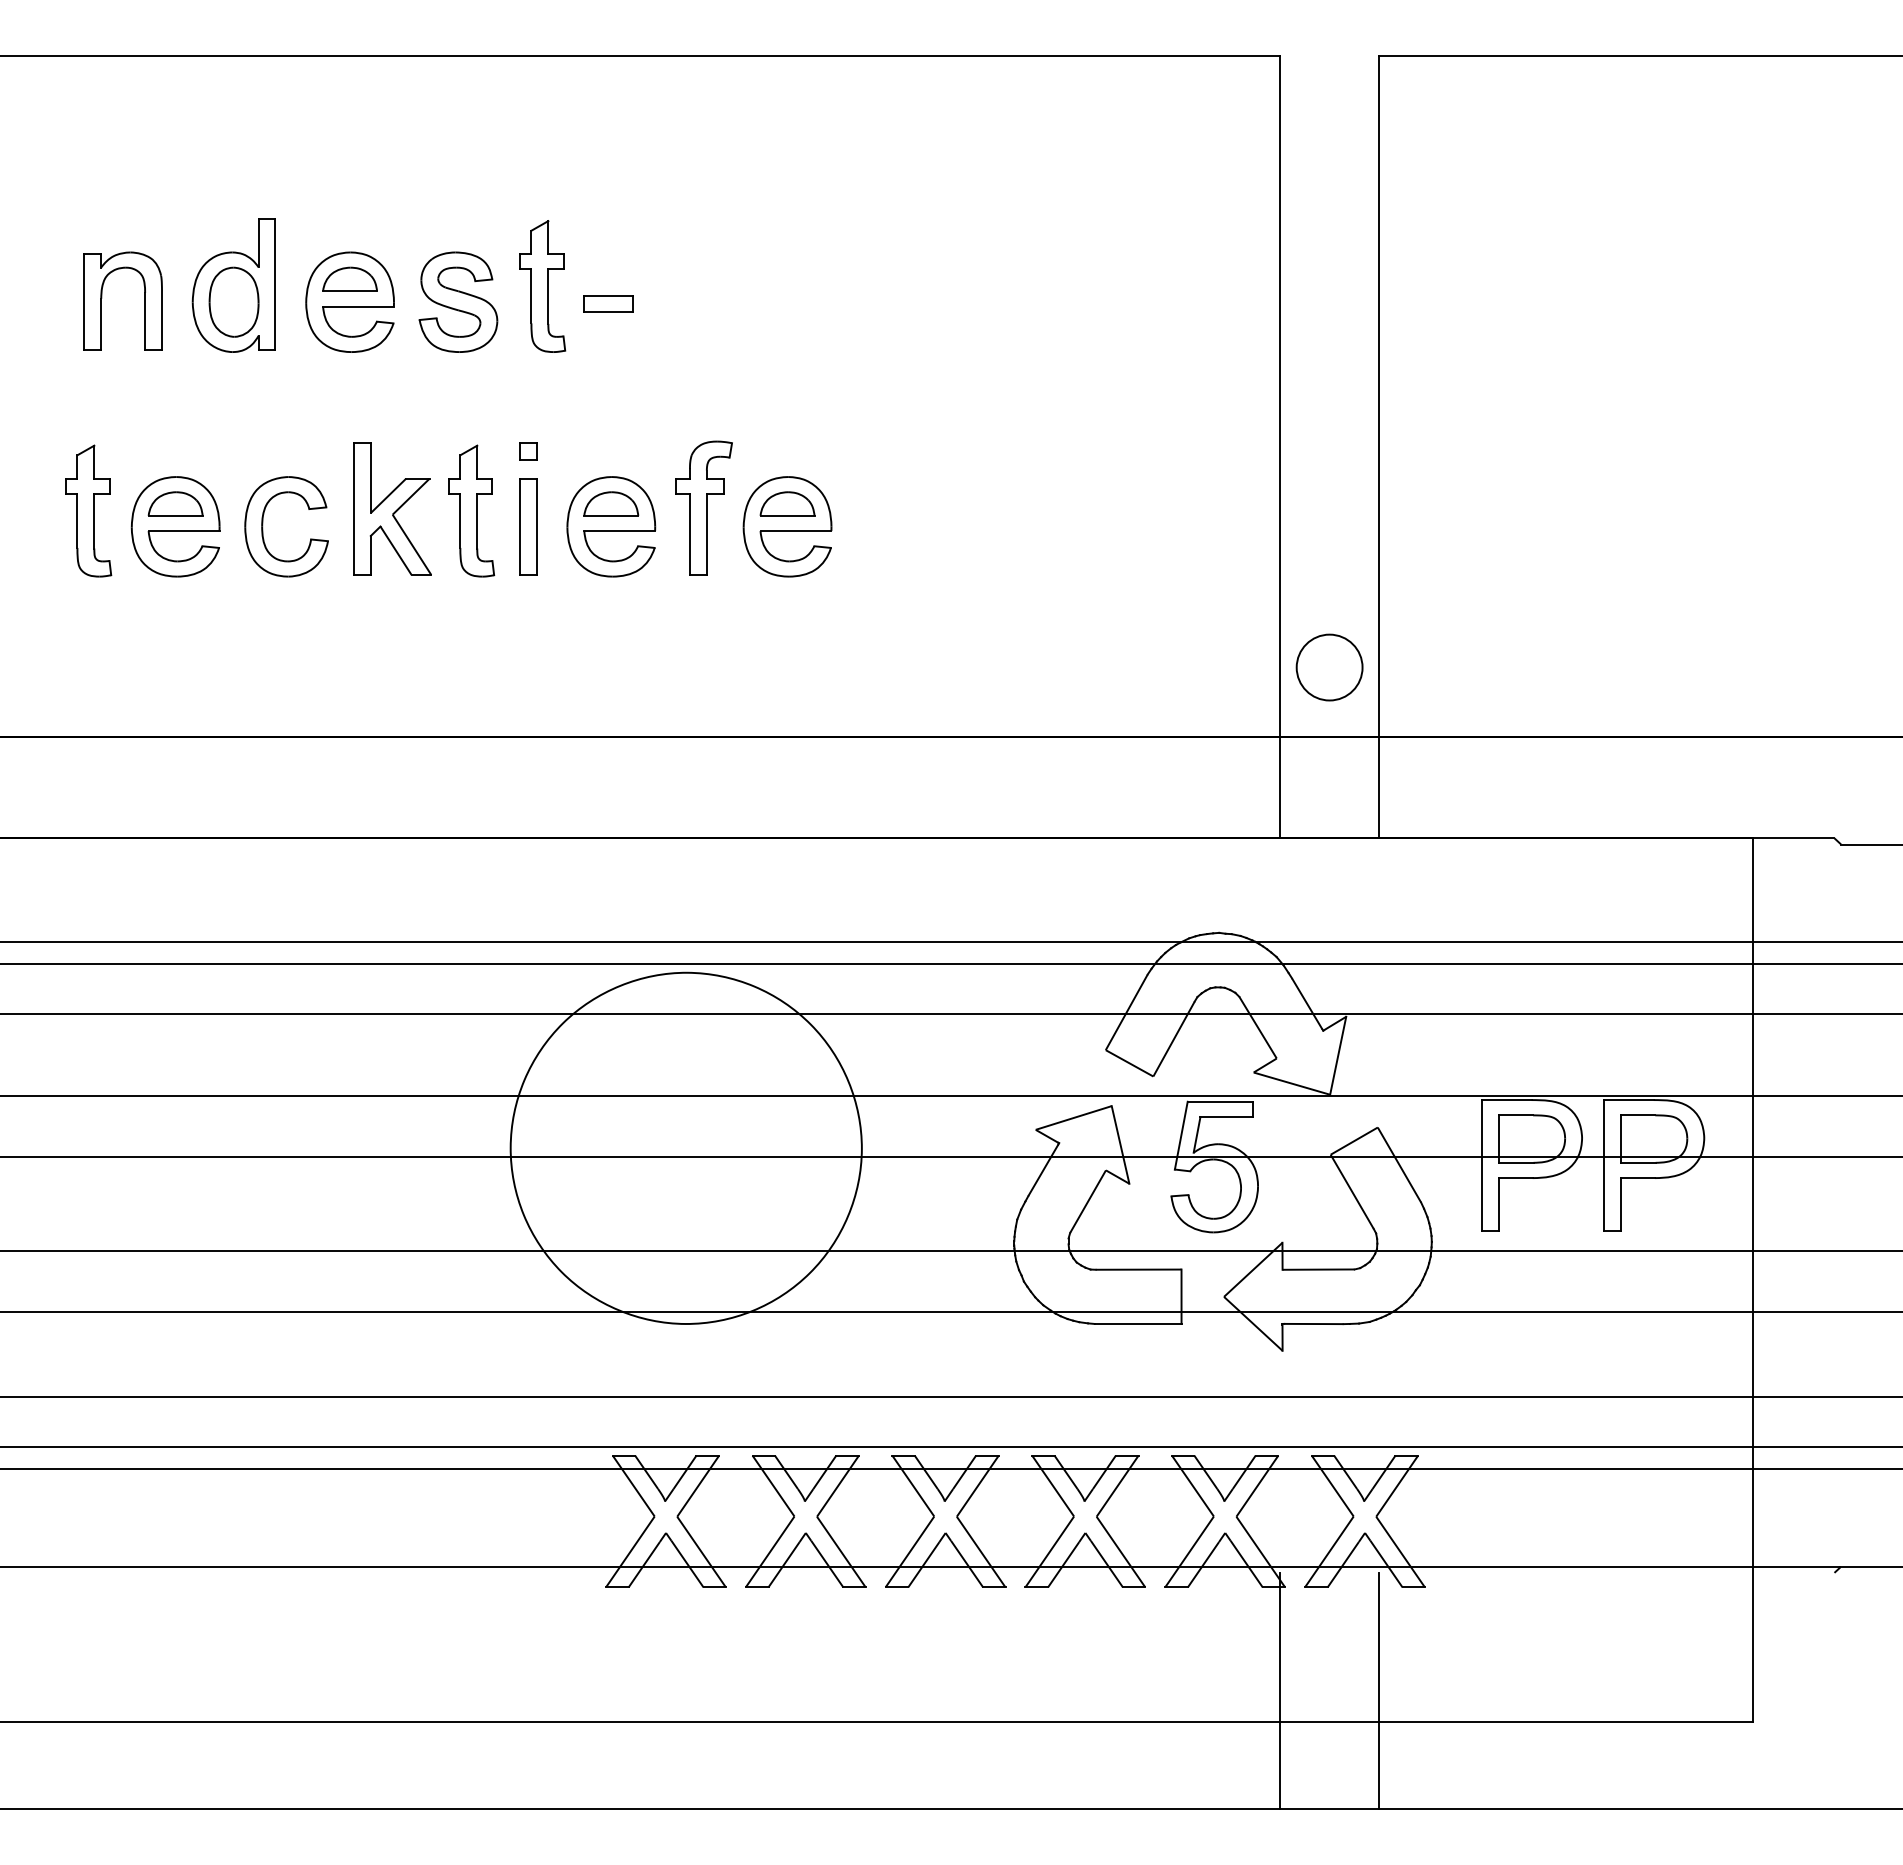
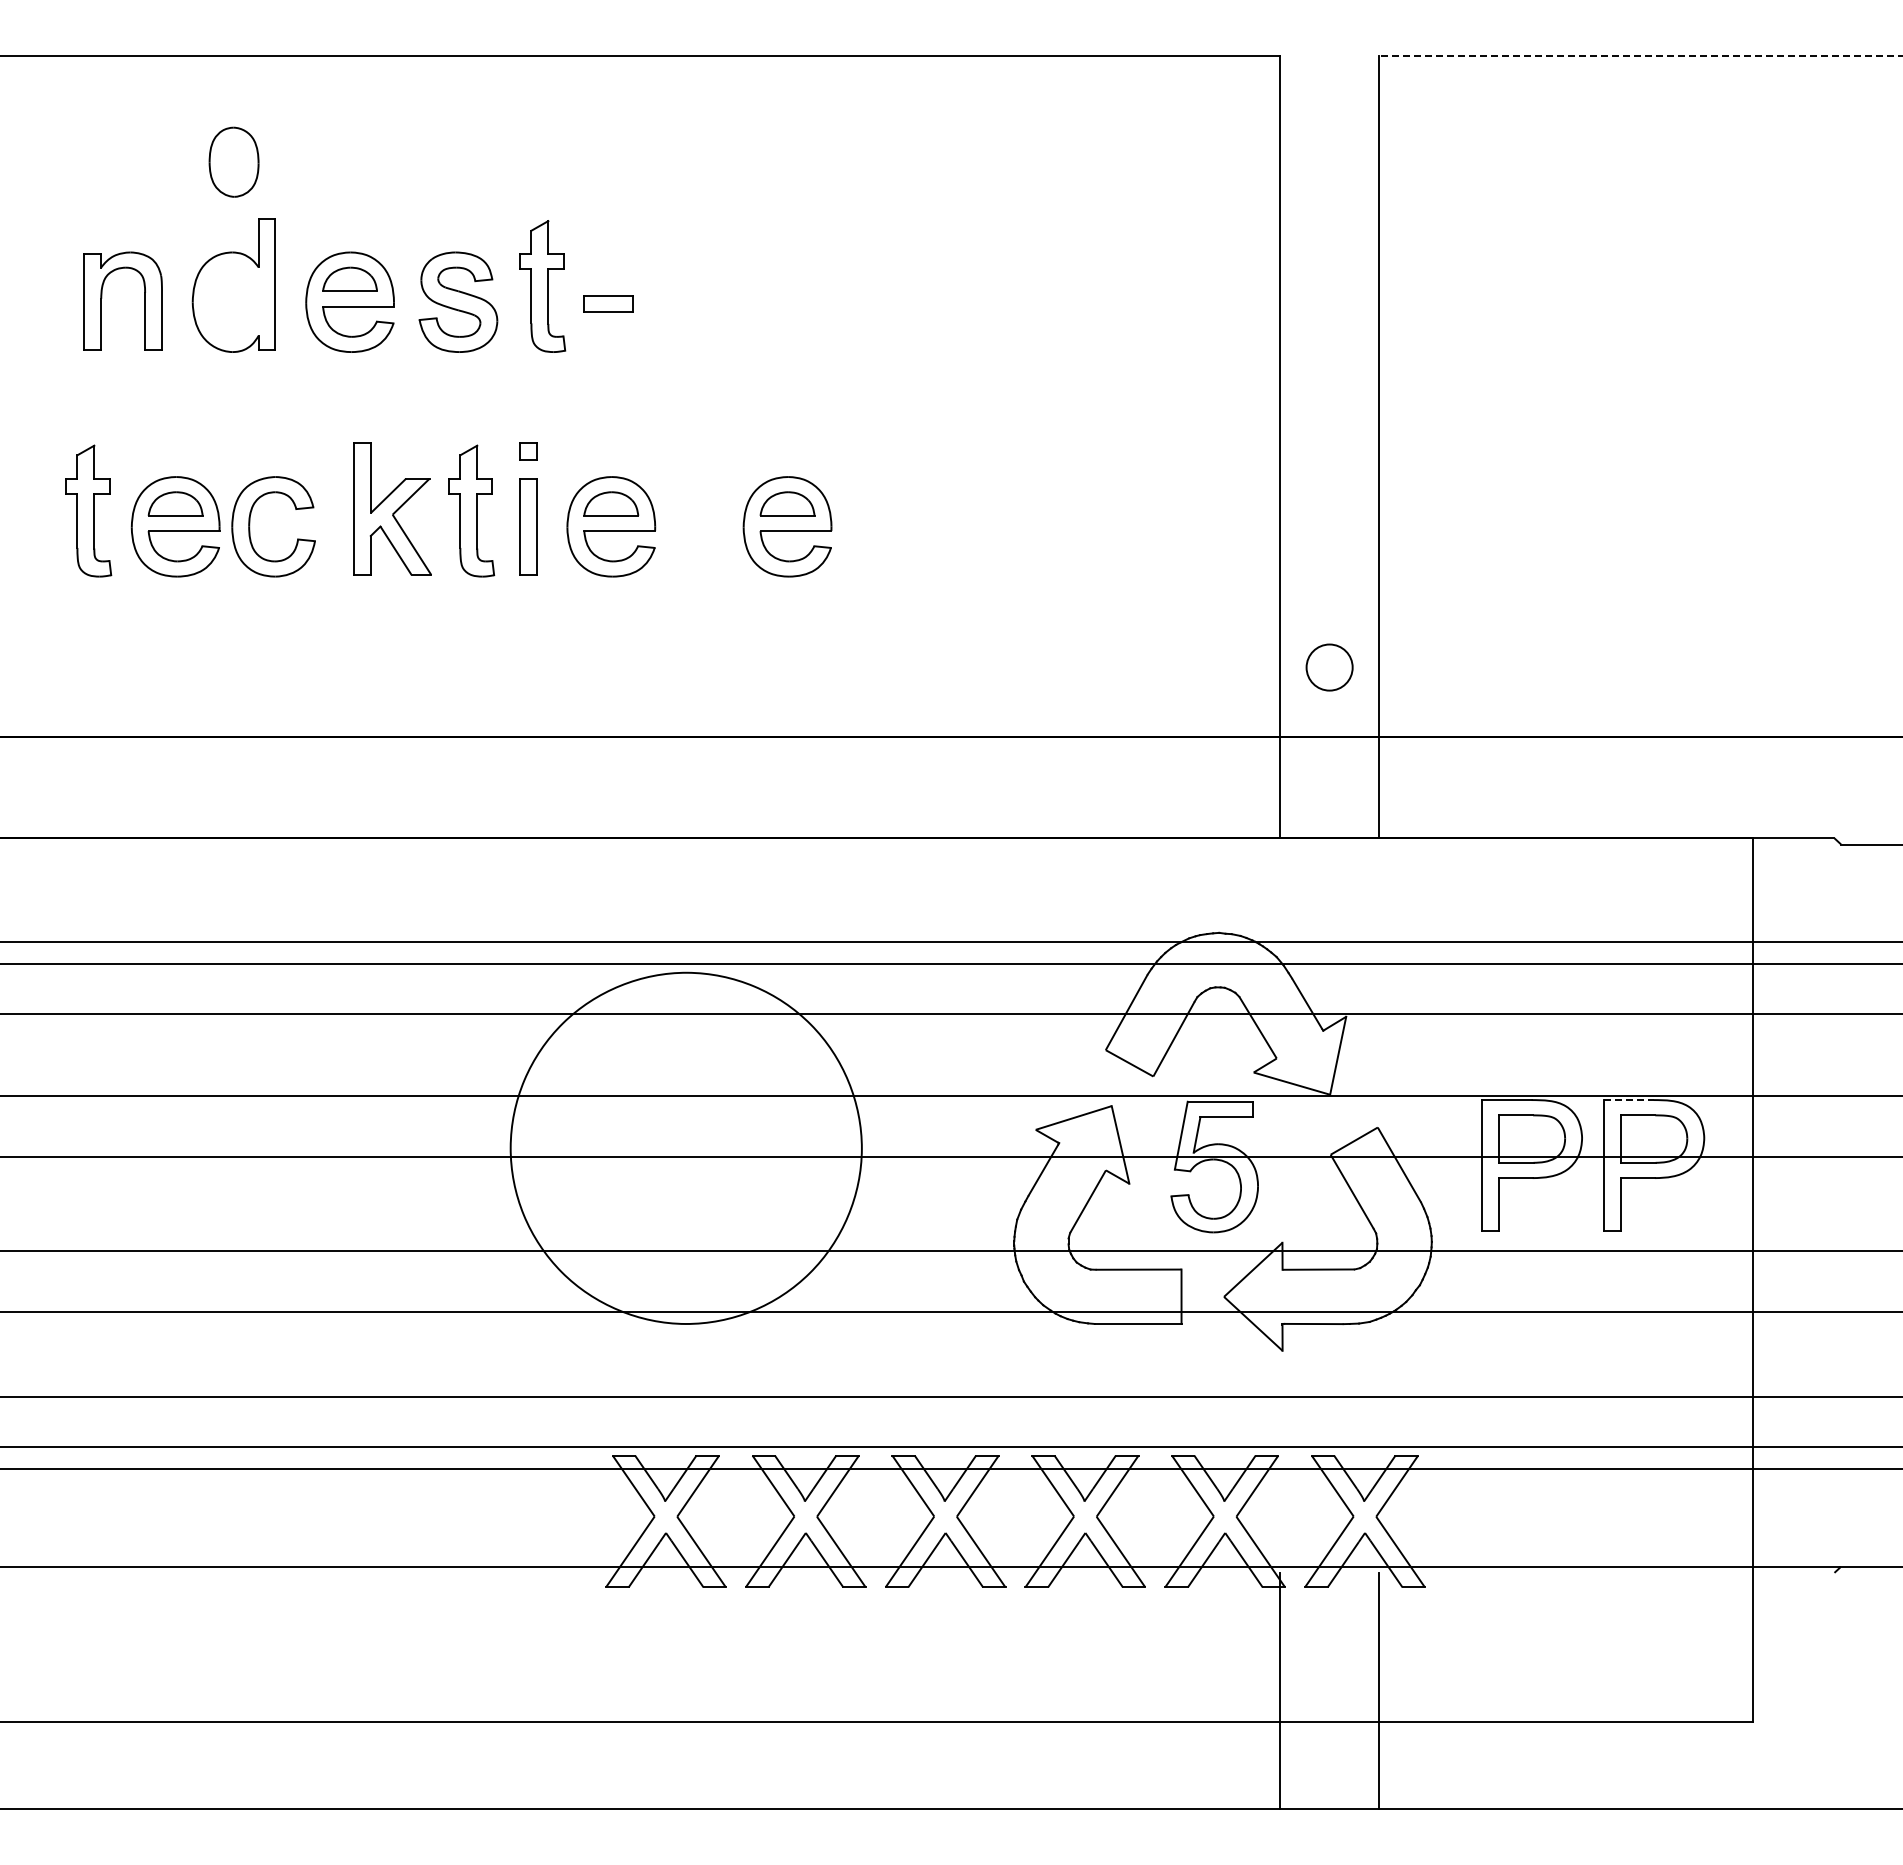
line: solid -> dashed (1640, 56)
part position: (233, 301) -> (233, 161) (233, 161)
part: present -> none (703, 507)
part position: (263, 526) -> (250, 526) (250, 526)
circle diameter: 66 px -> 46 px (1329, 667)
line: solid -> dashed (1628, 1100)
